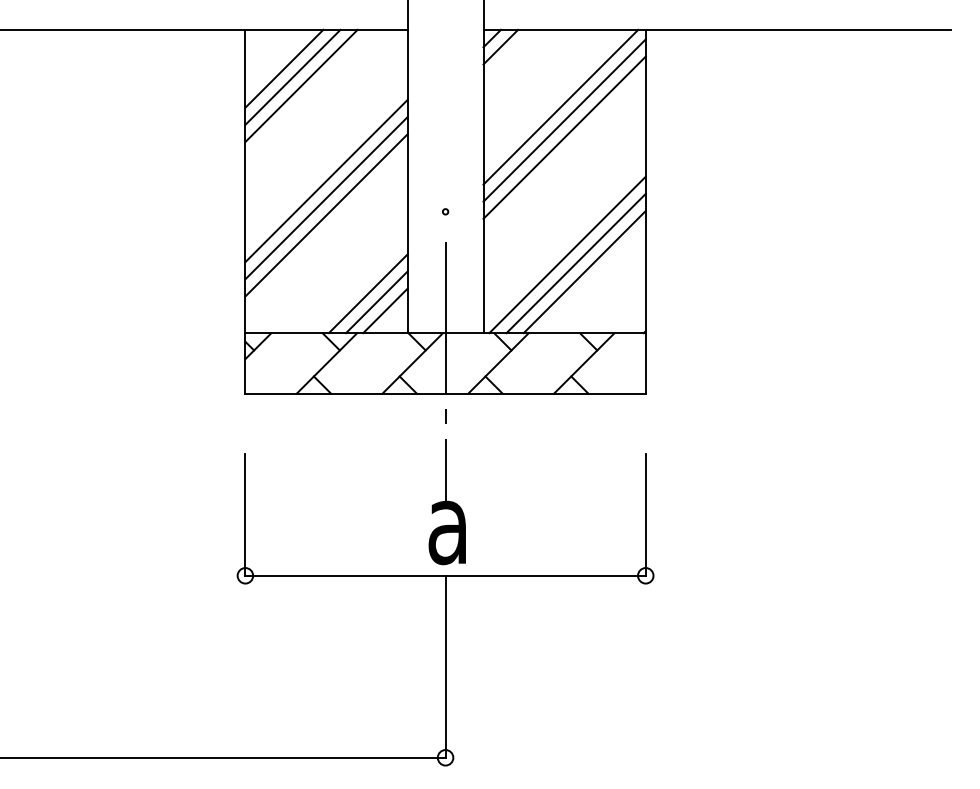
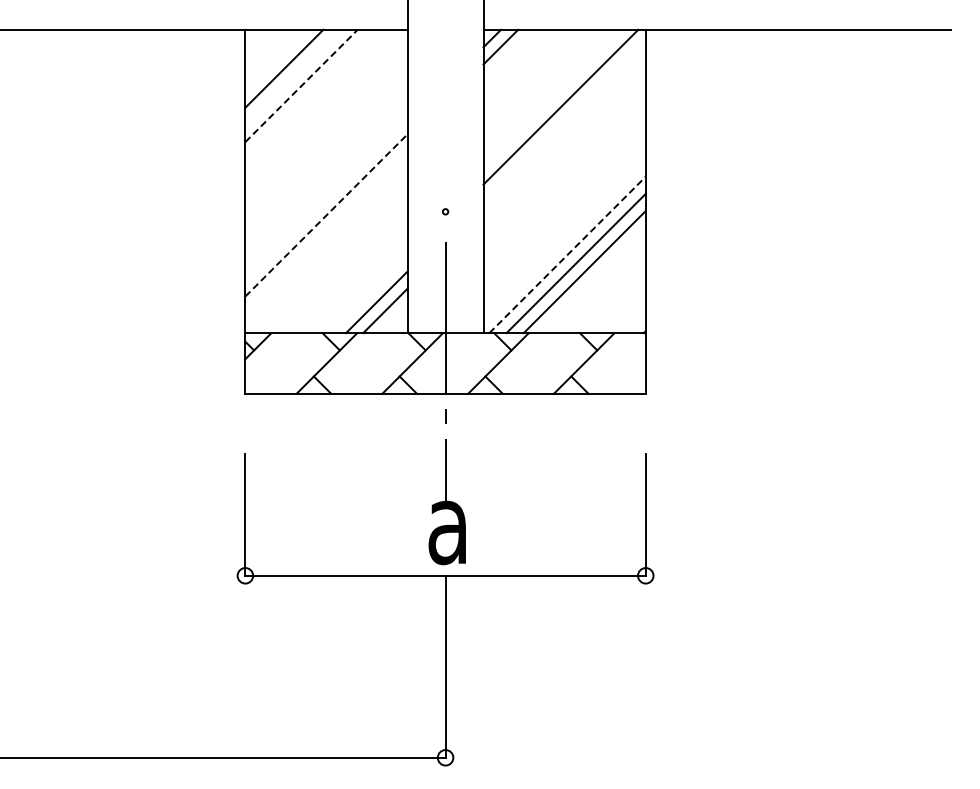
line: present -> none (292, 76)
line: solid -> dashed (301, 85)
line: present -> none (564, 120)
line: present -> none (564, 137)
line: present -> none (326, 180)
line: present -> none (326, 198)
line: solid -> dashed (326, 215)
line: solid -> dashed (567, 254)
line: present -> none (367, 293)
